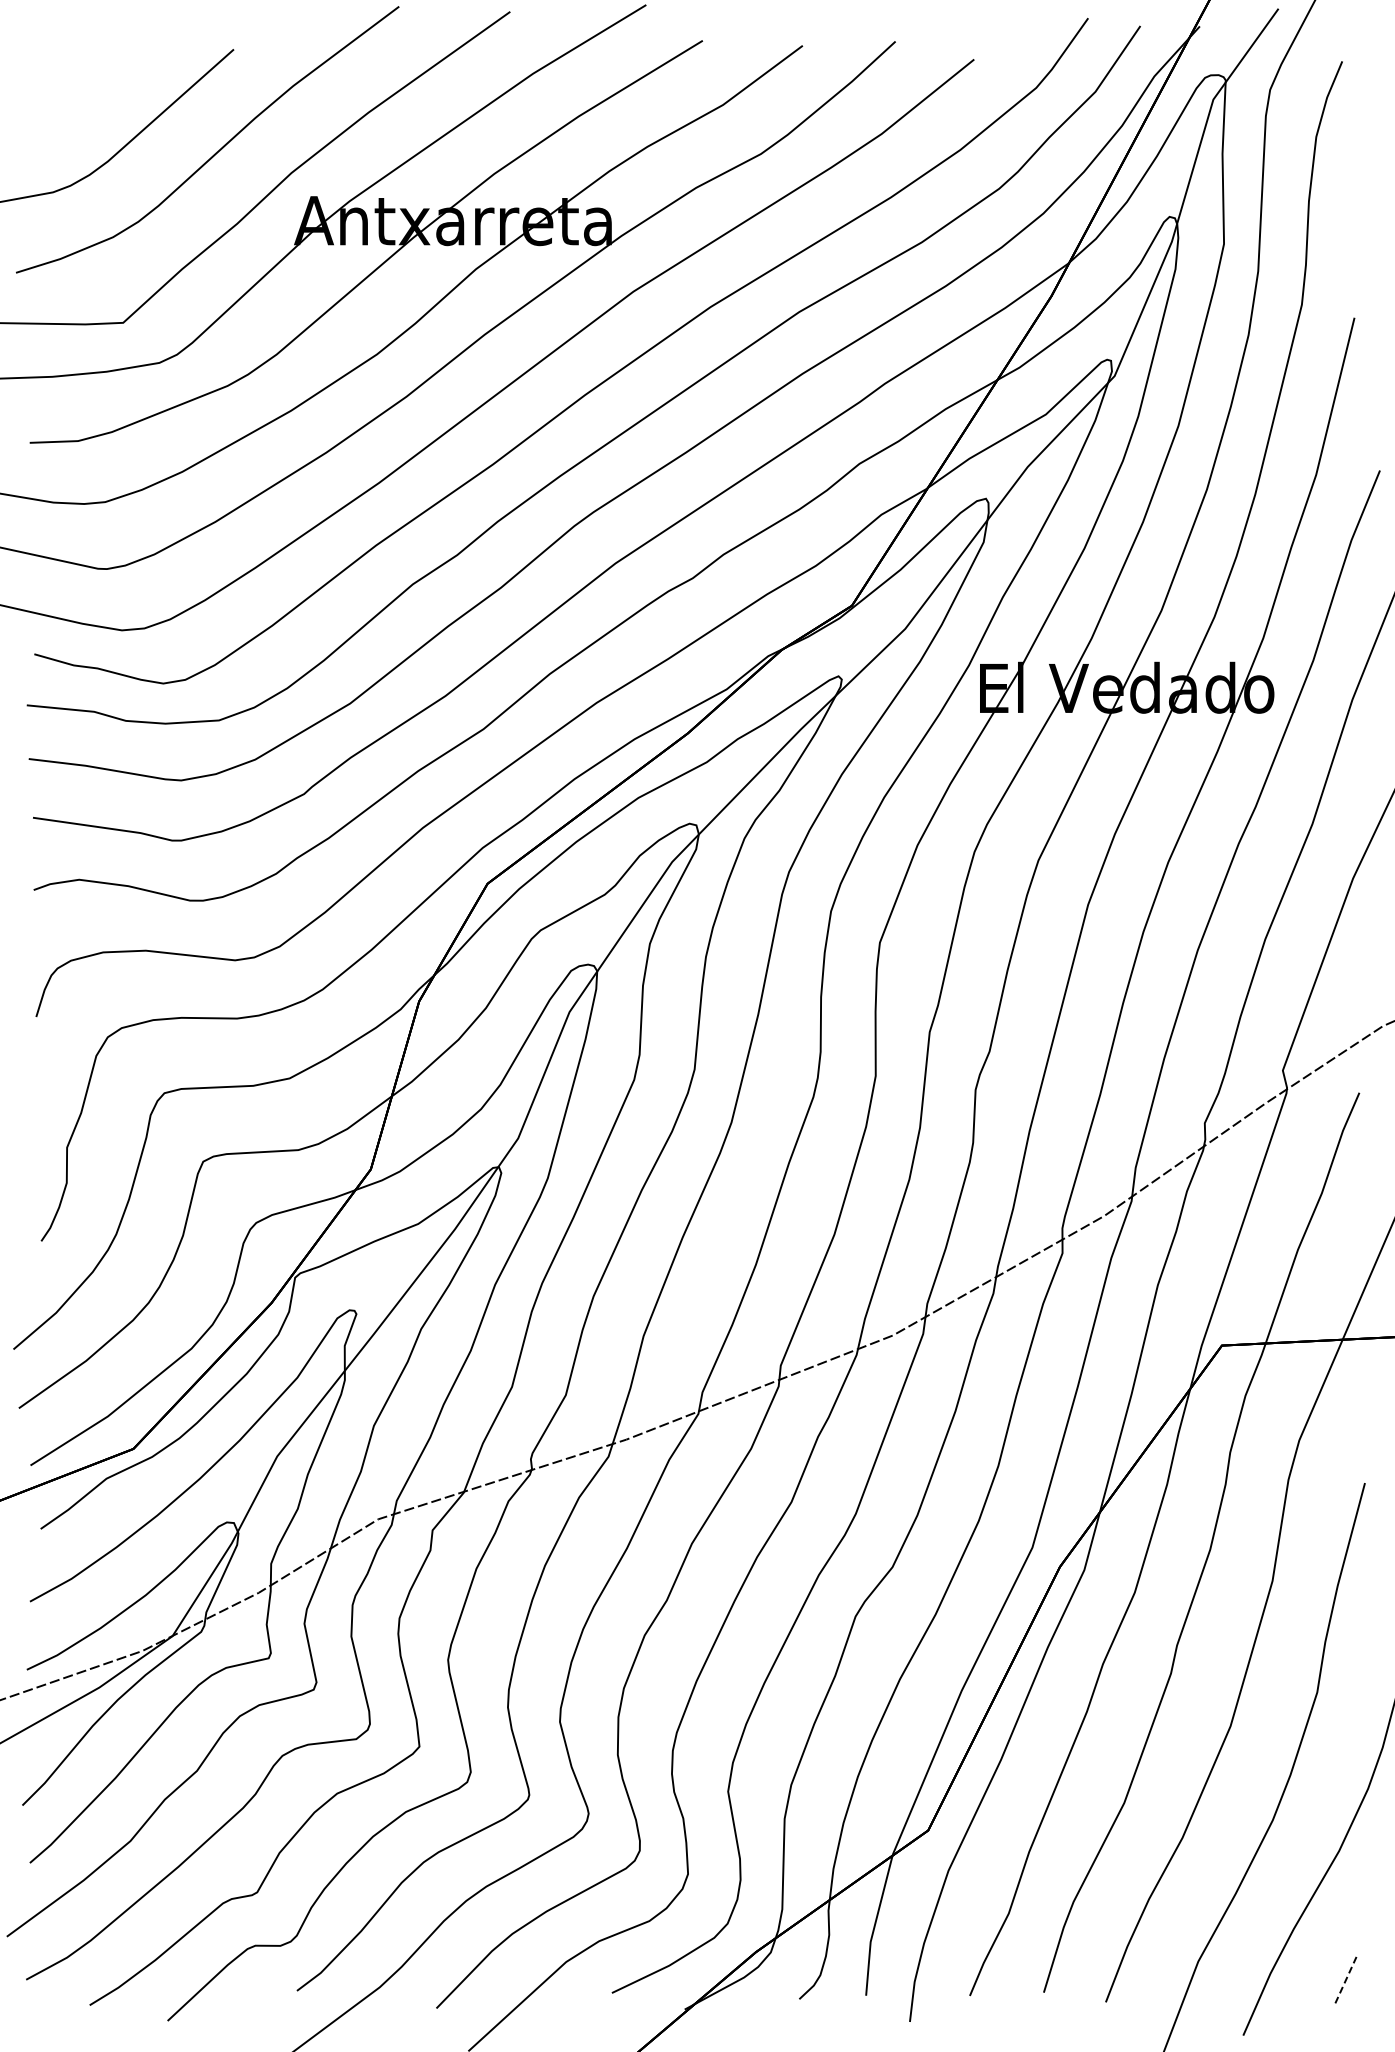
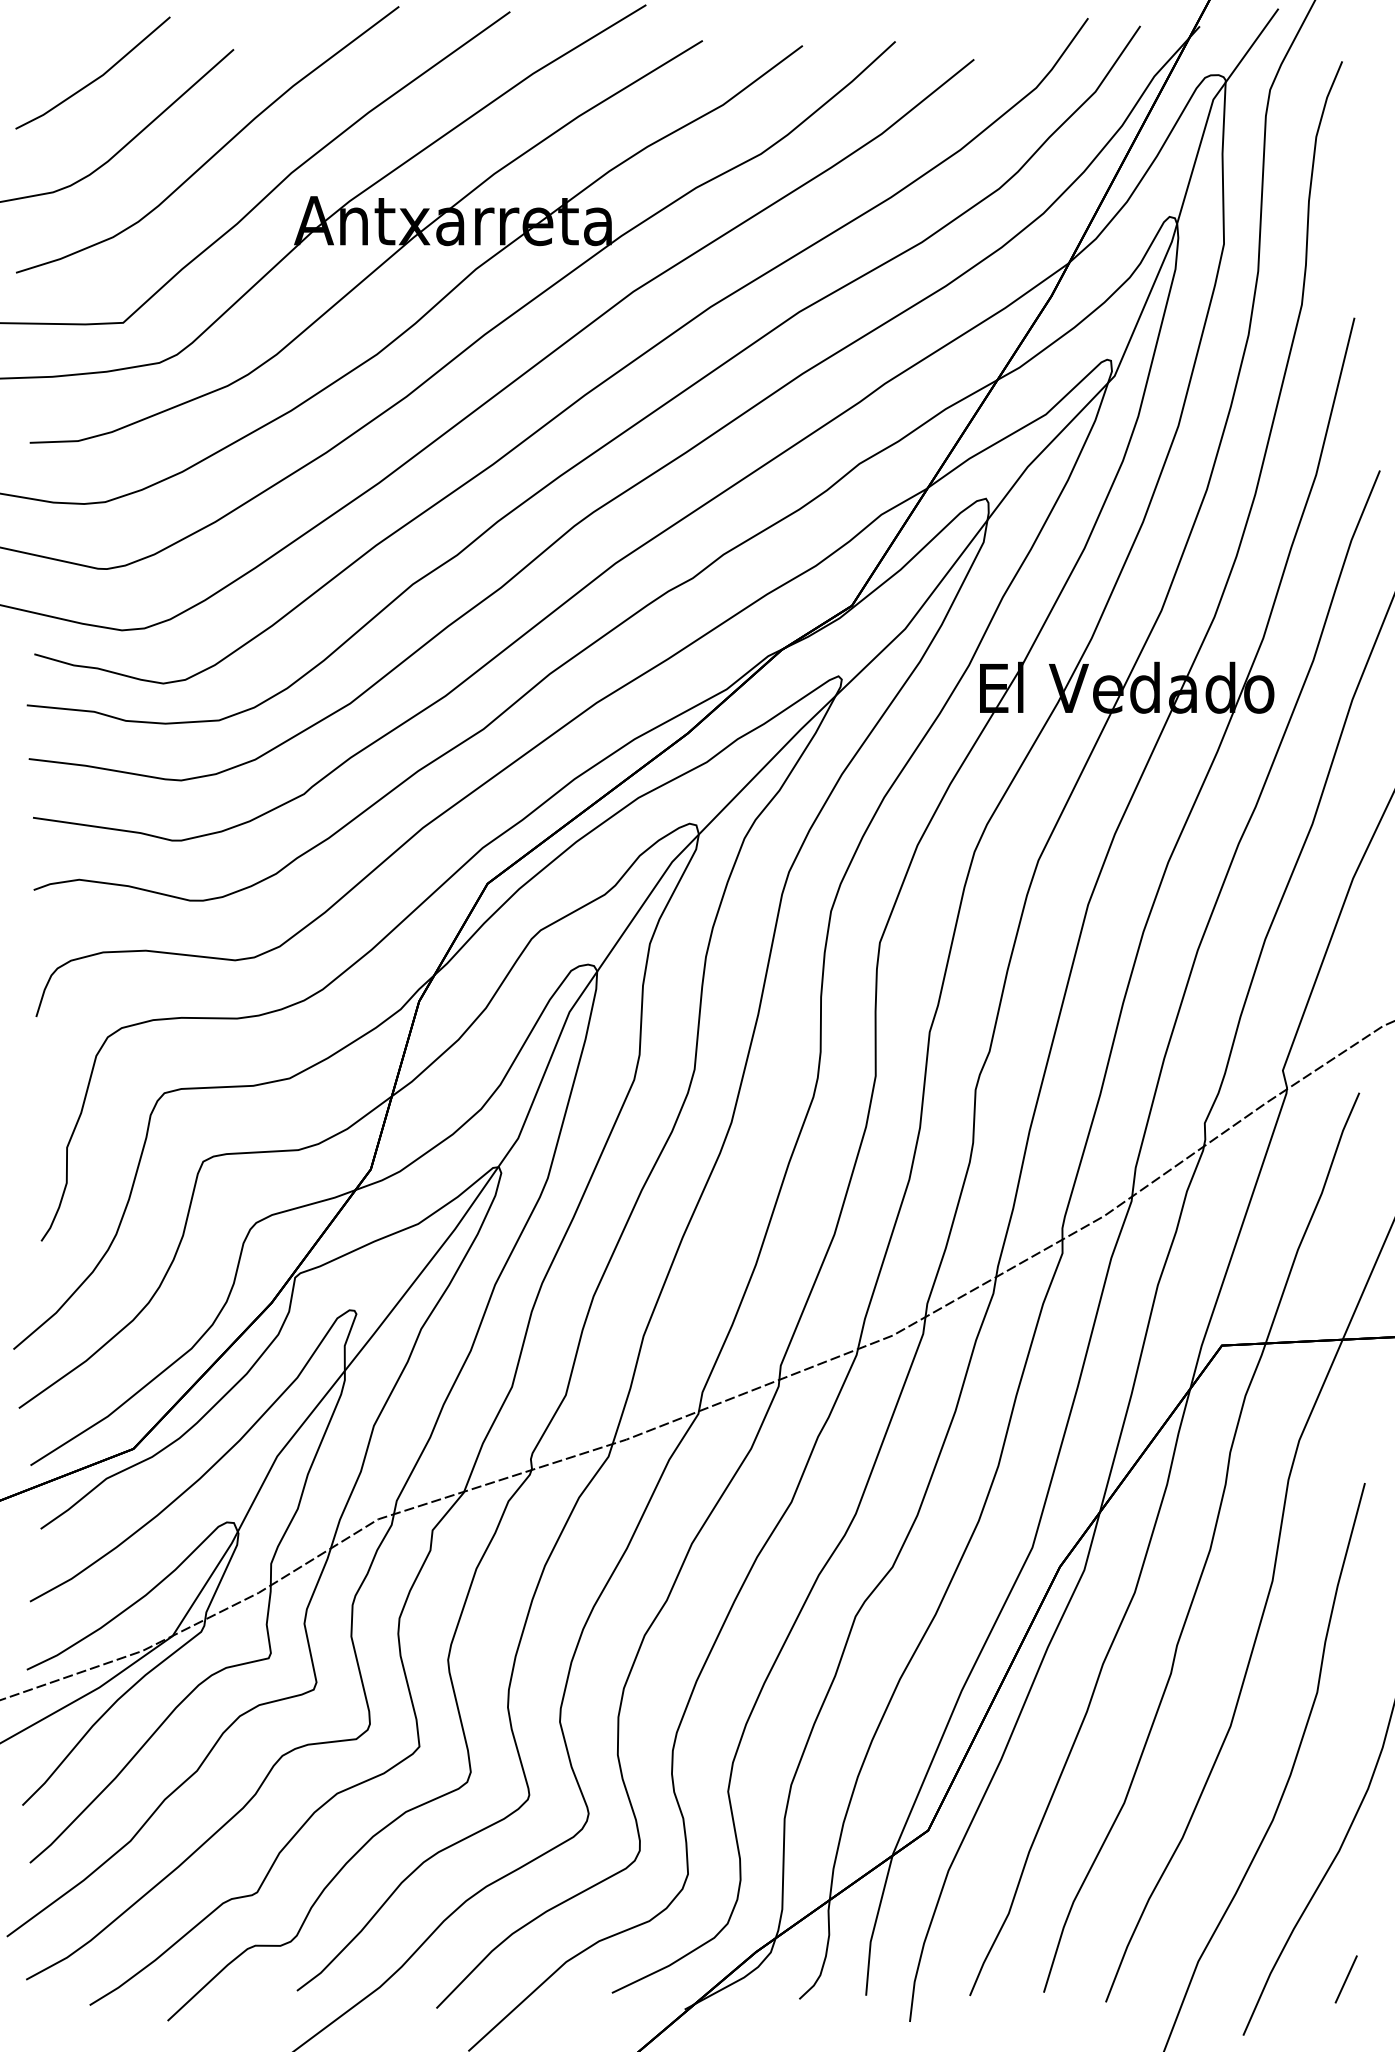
line: none -> present (97, 77)
line: dashed -> solid (1346, 1978)
